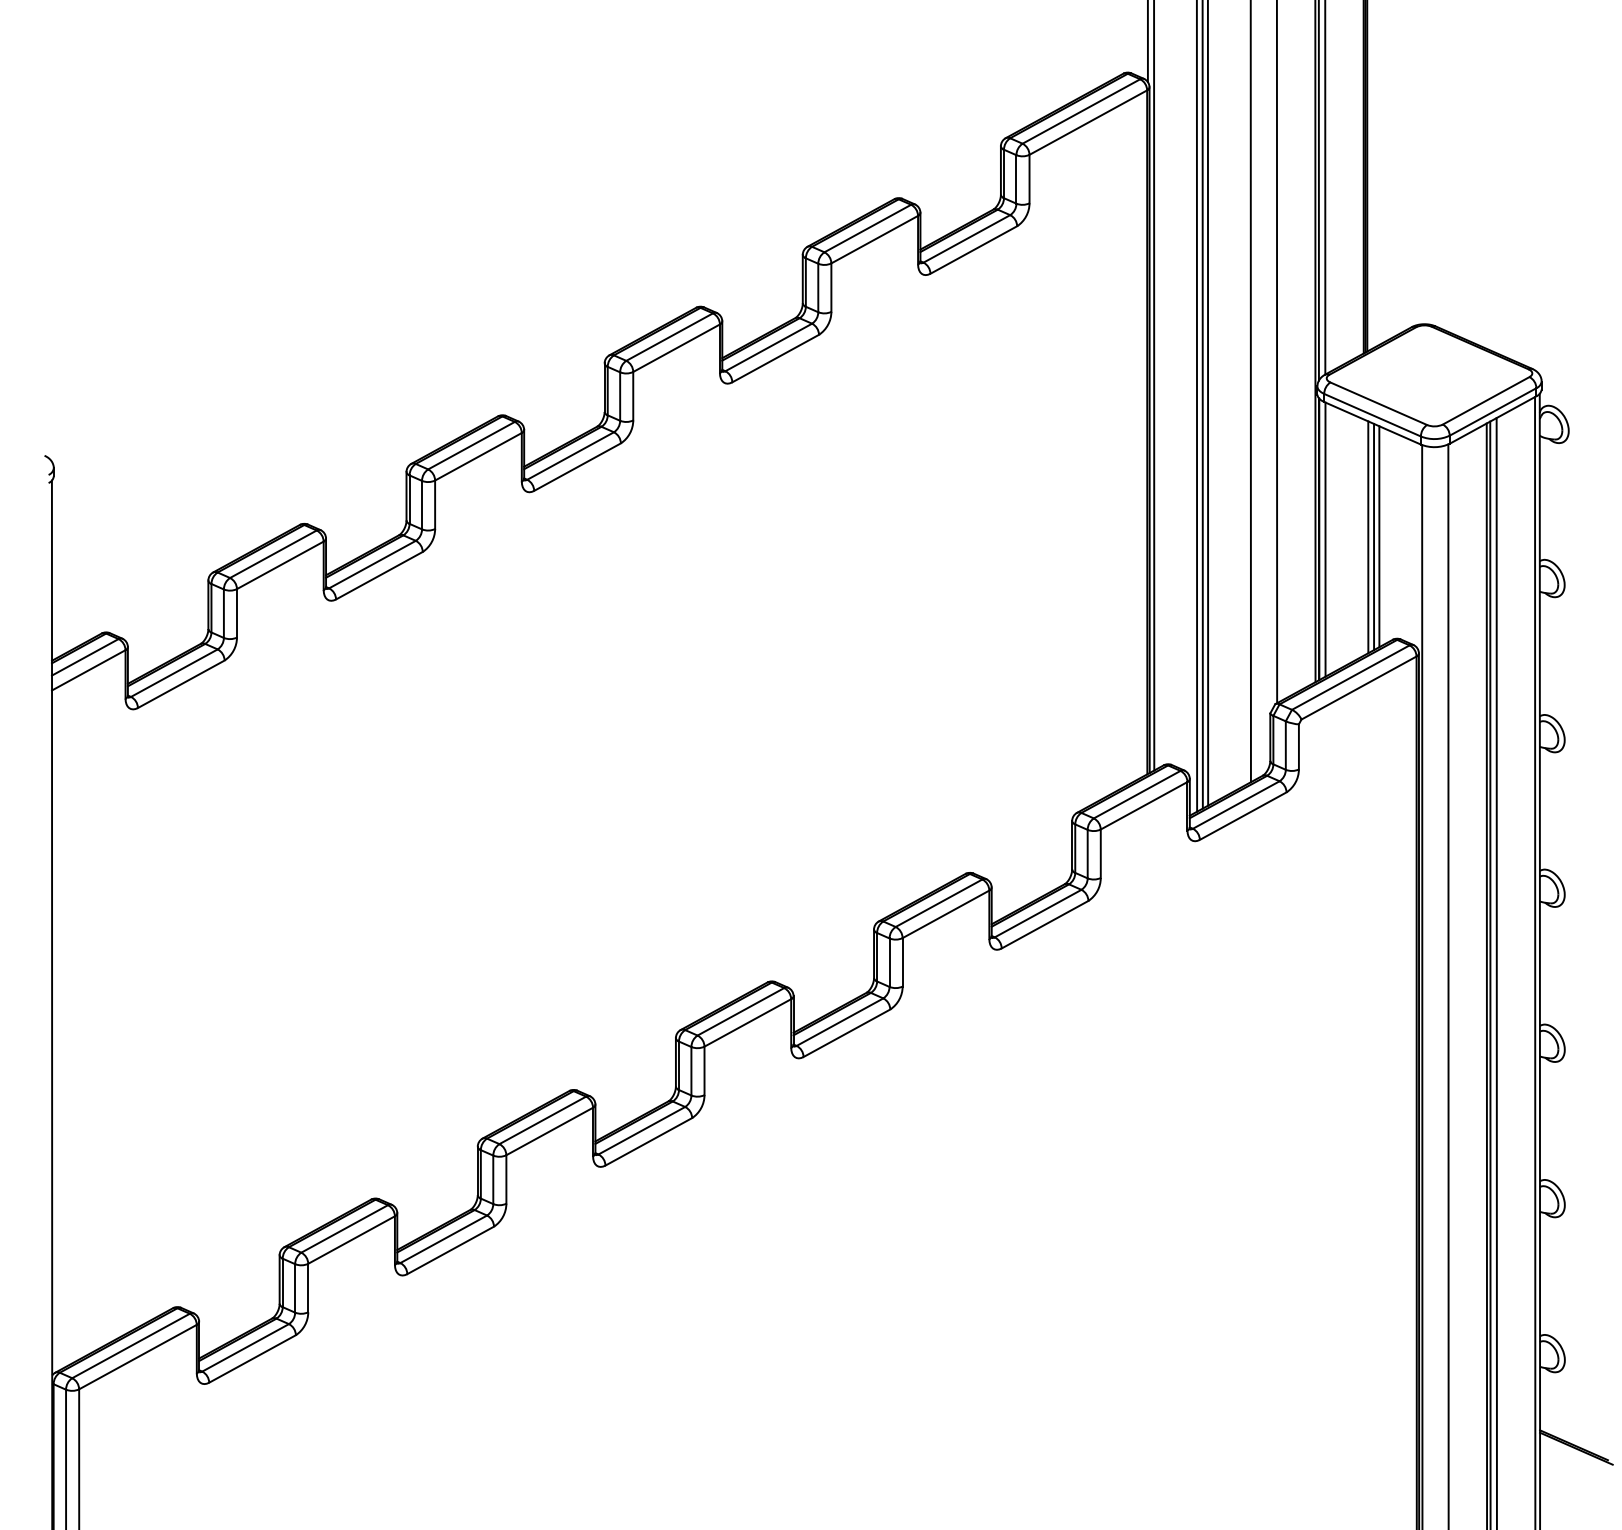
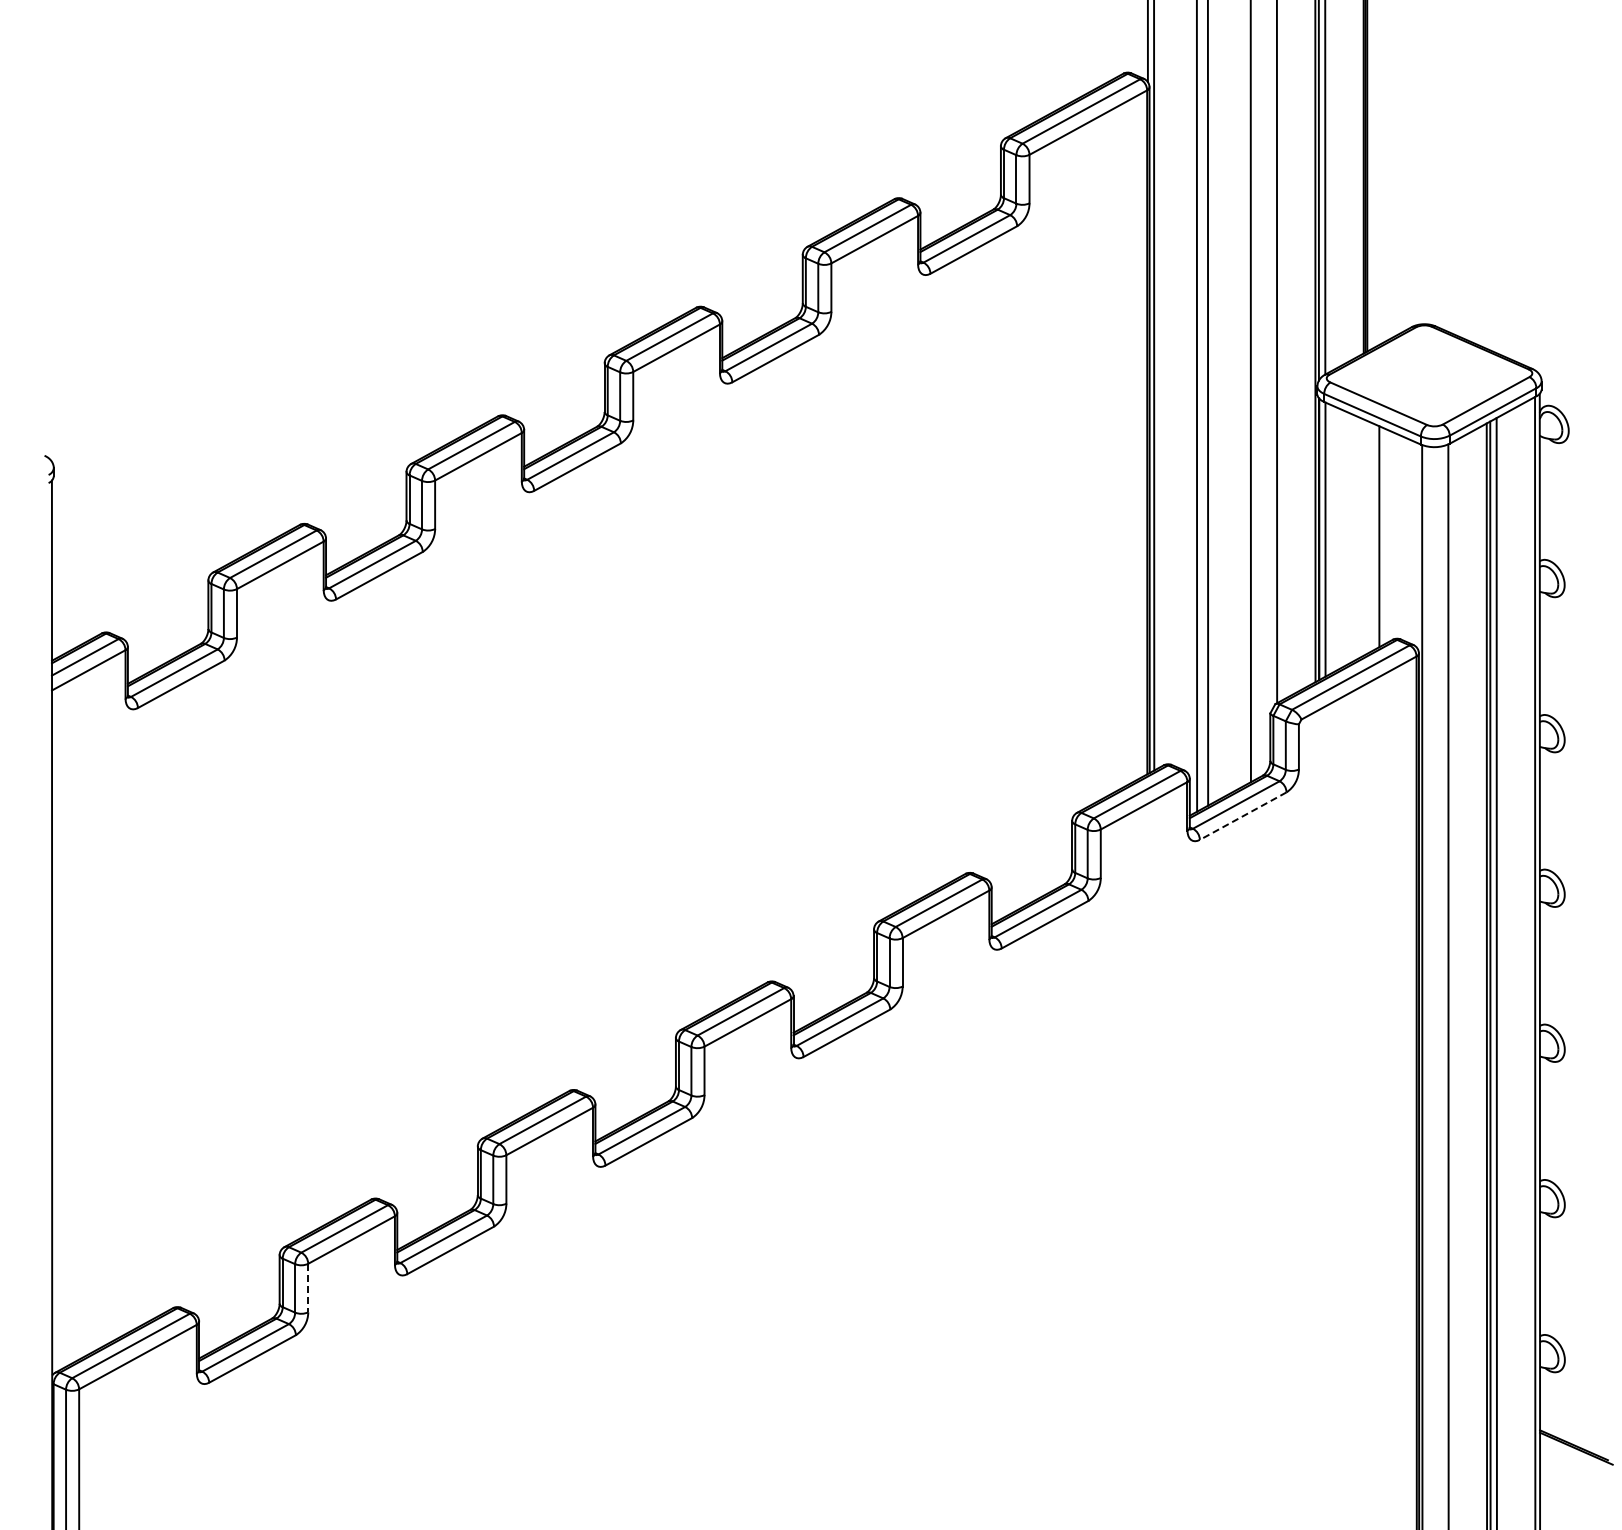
line: present -> none (1202, 405)
line: present -> none (1374, 536)
line: present -> none (1368, 537)
line: solid -> dashed (1242, 816)
line: solid -> dashed (308, 1288)
